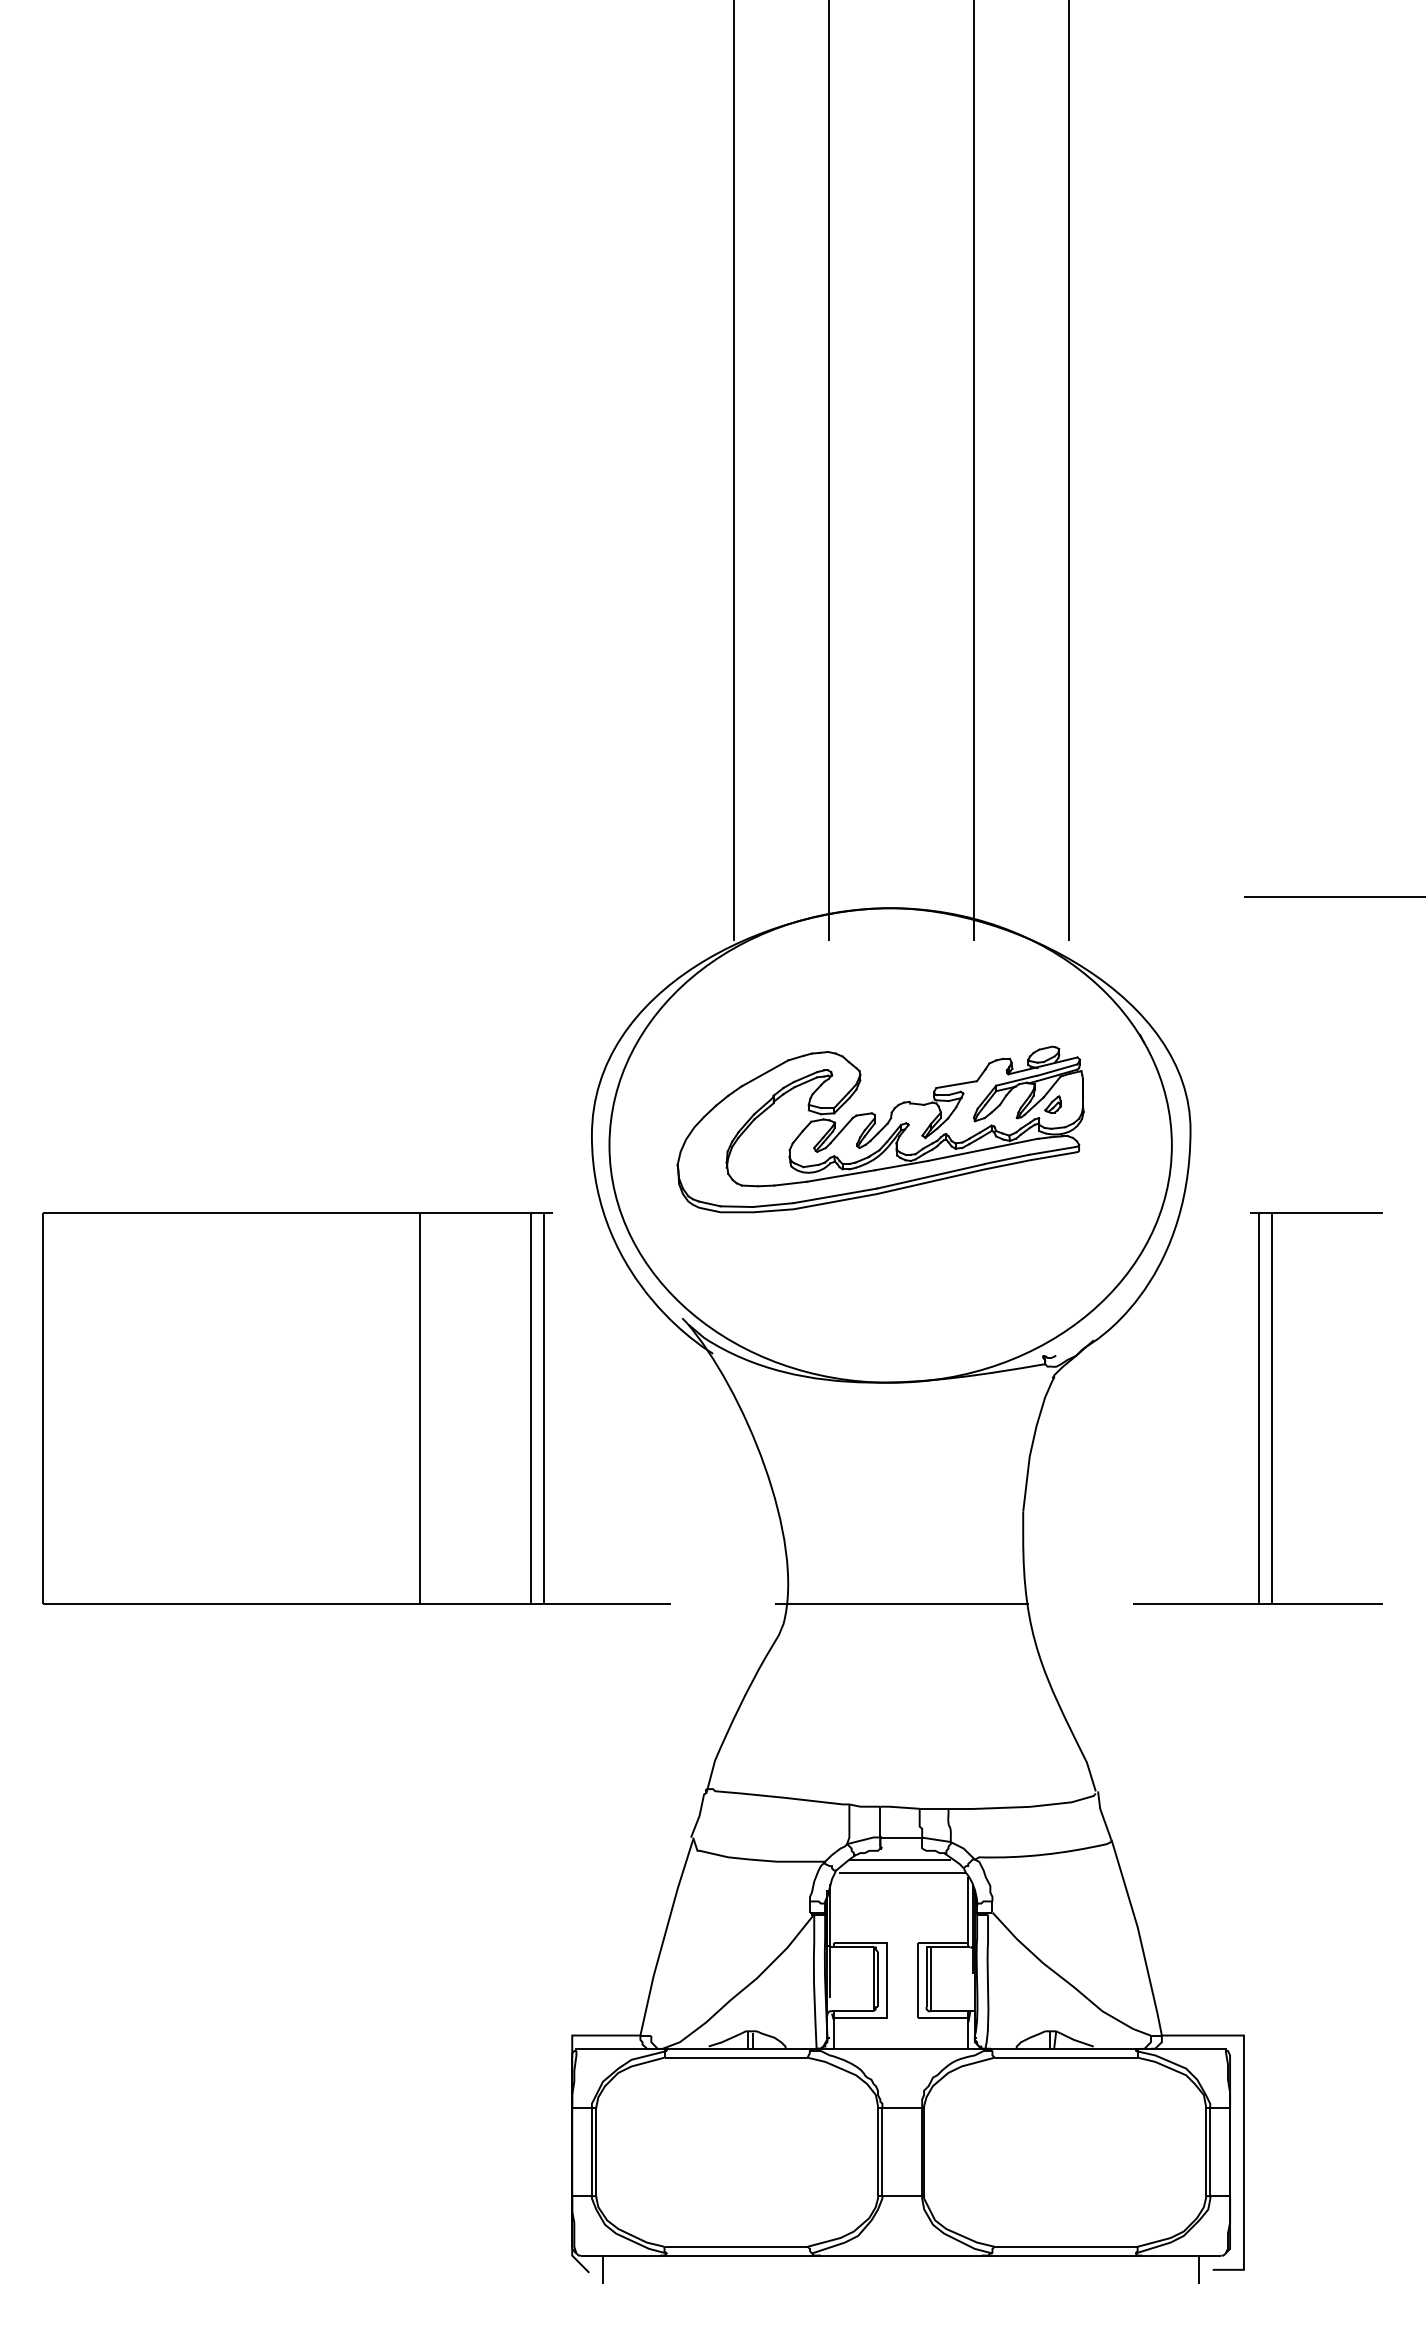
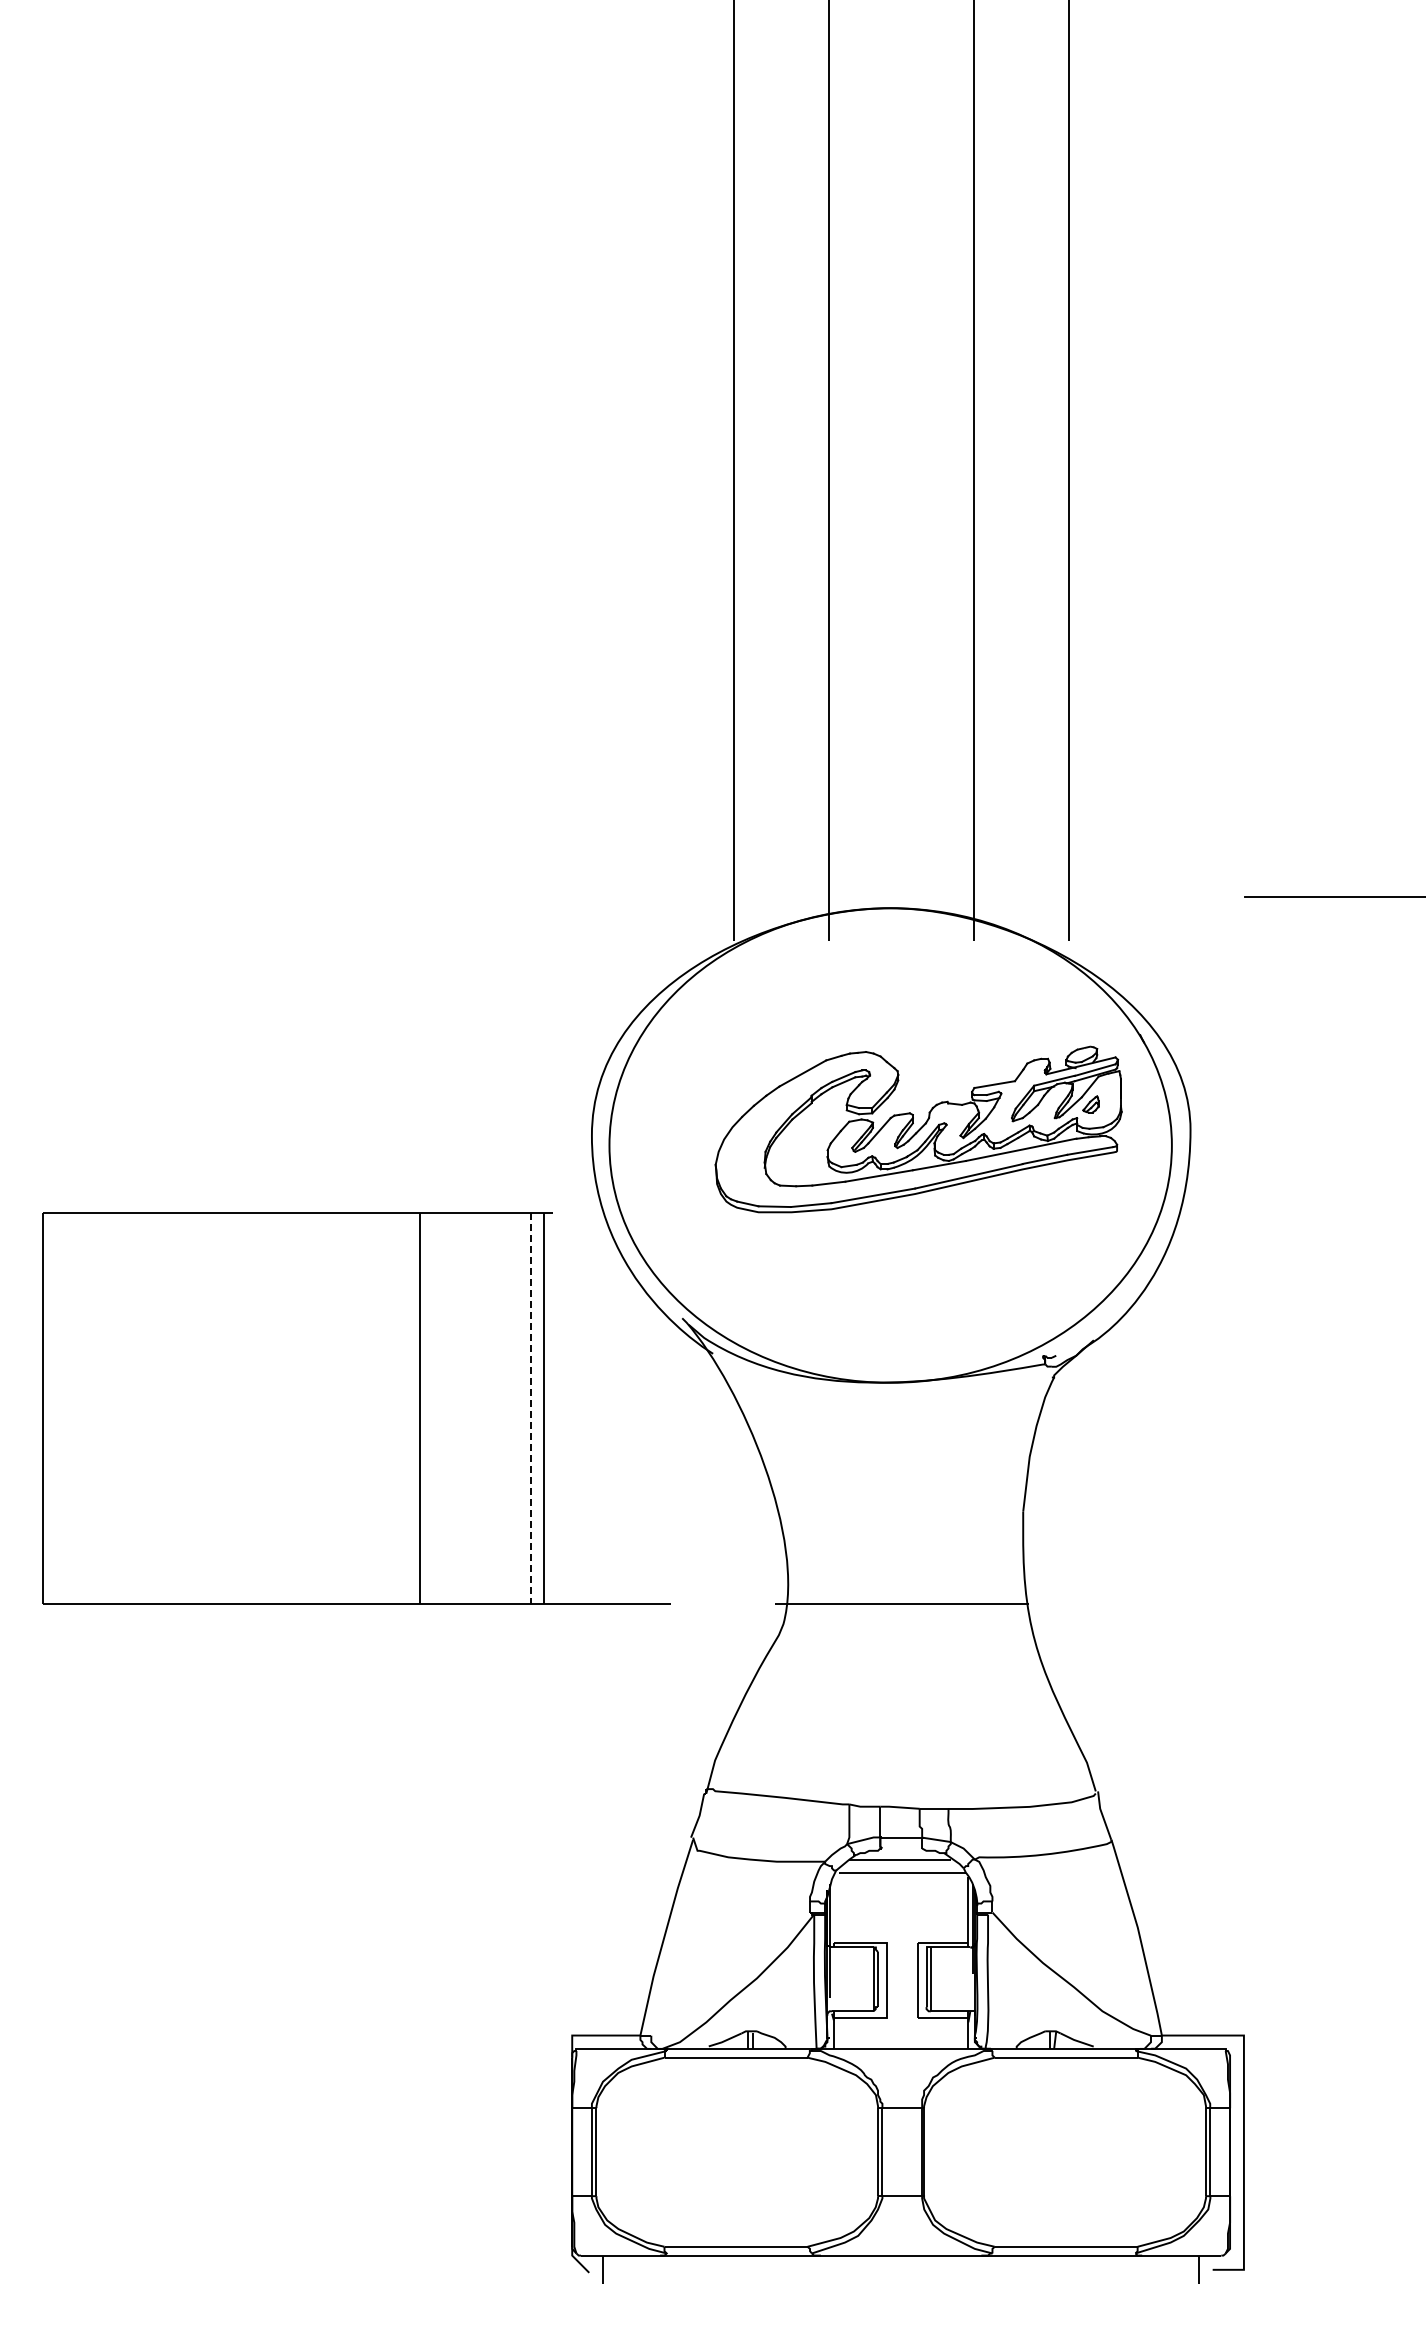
part position: (880, 1129) -> (918, 1129) (918, 1129)
part: present -> none (1257, 1408)
line: solid -> dashed (531, 1409)
